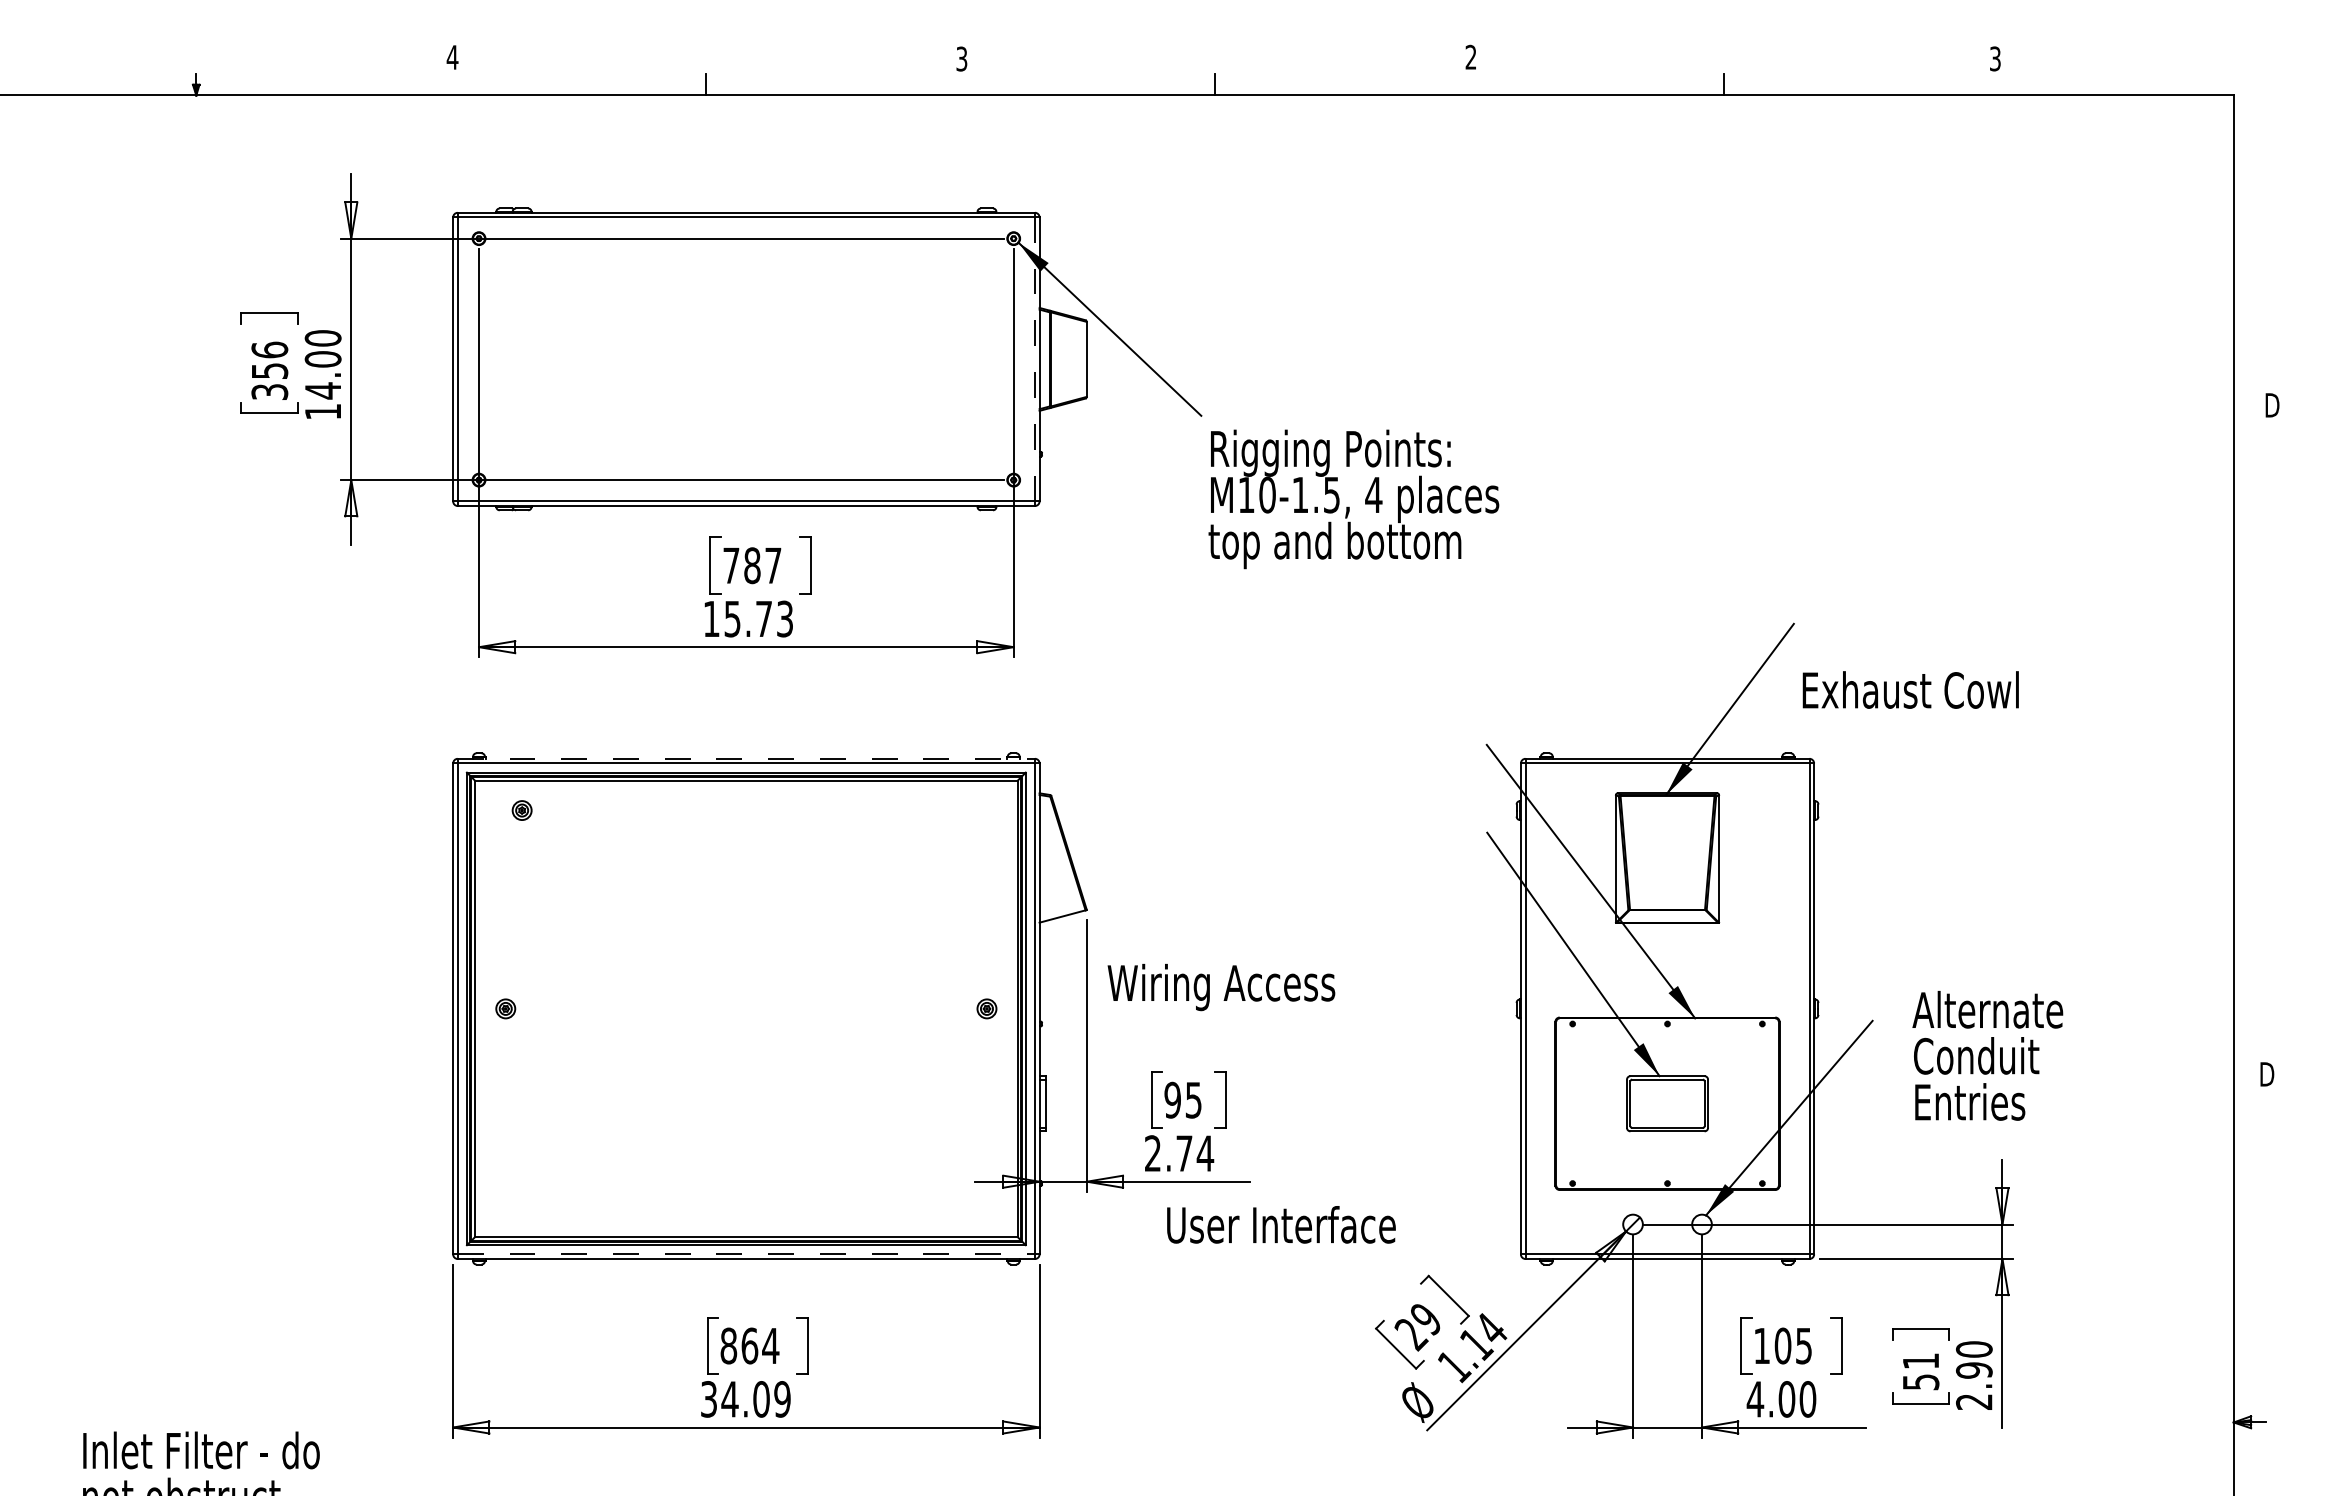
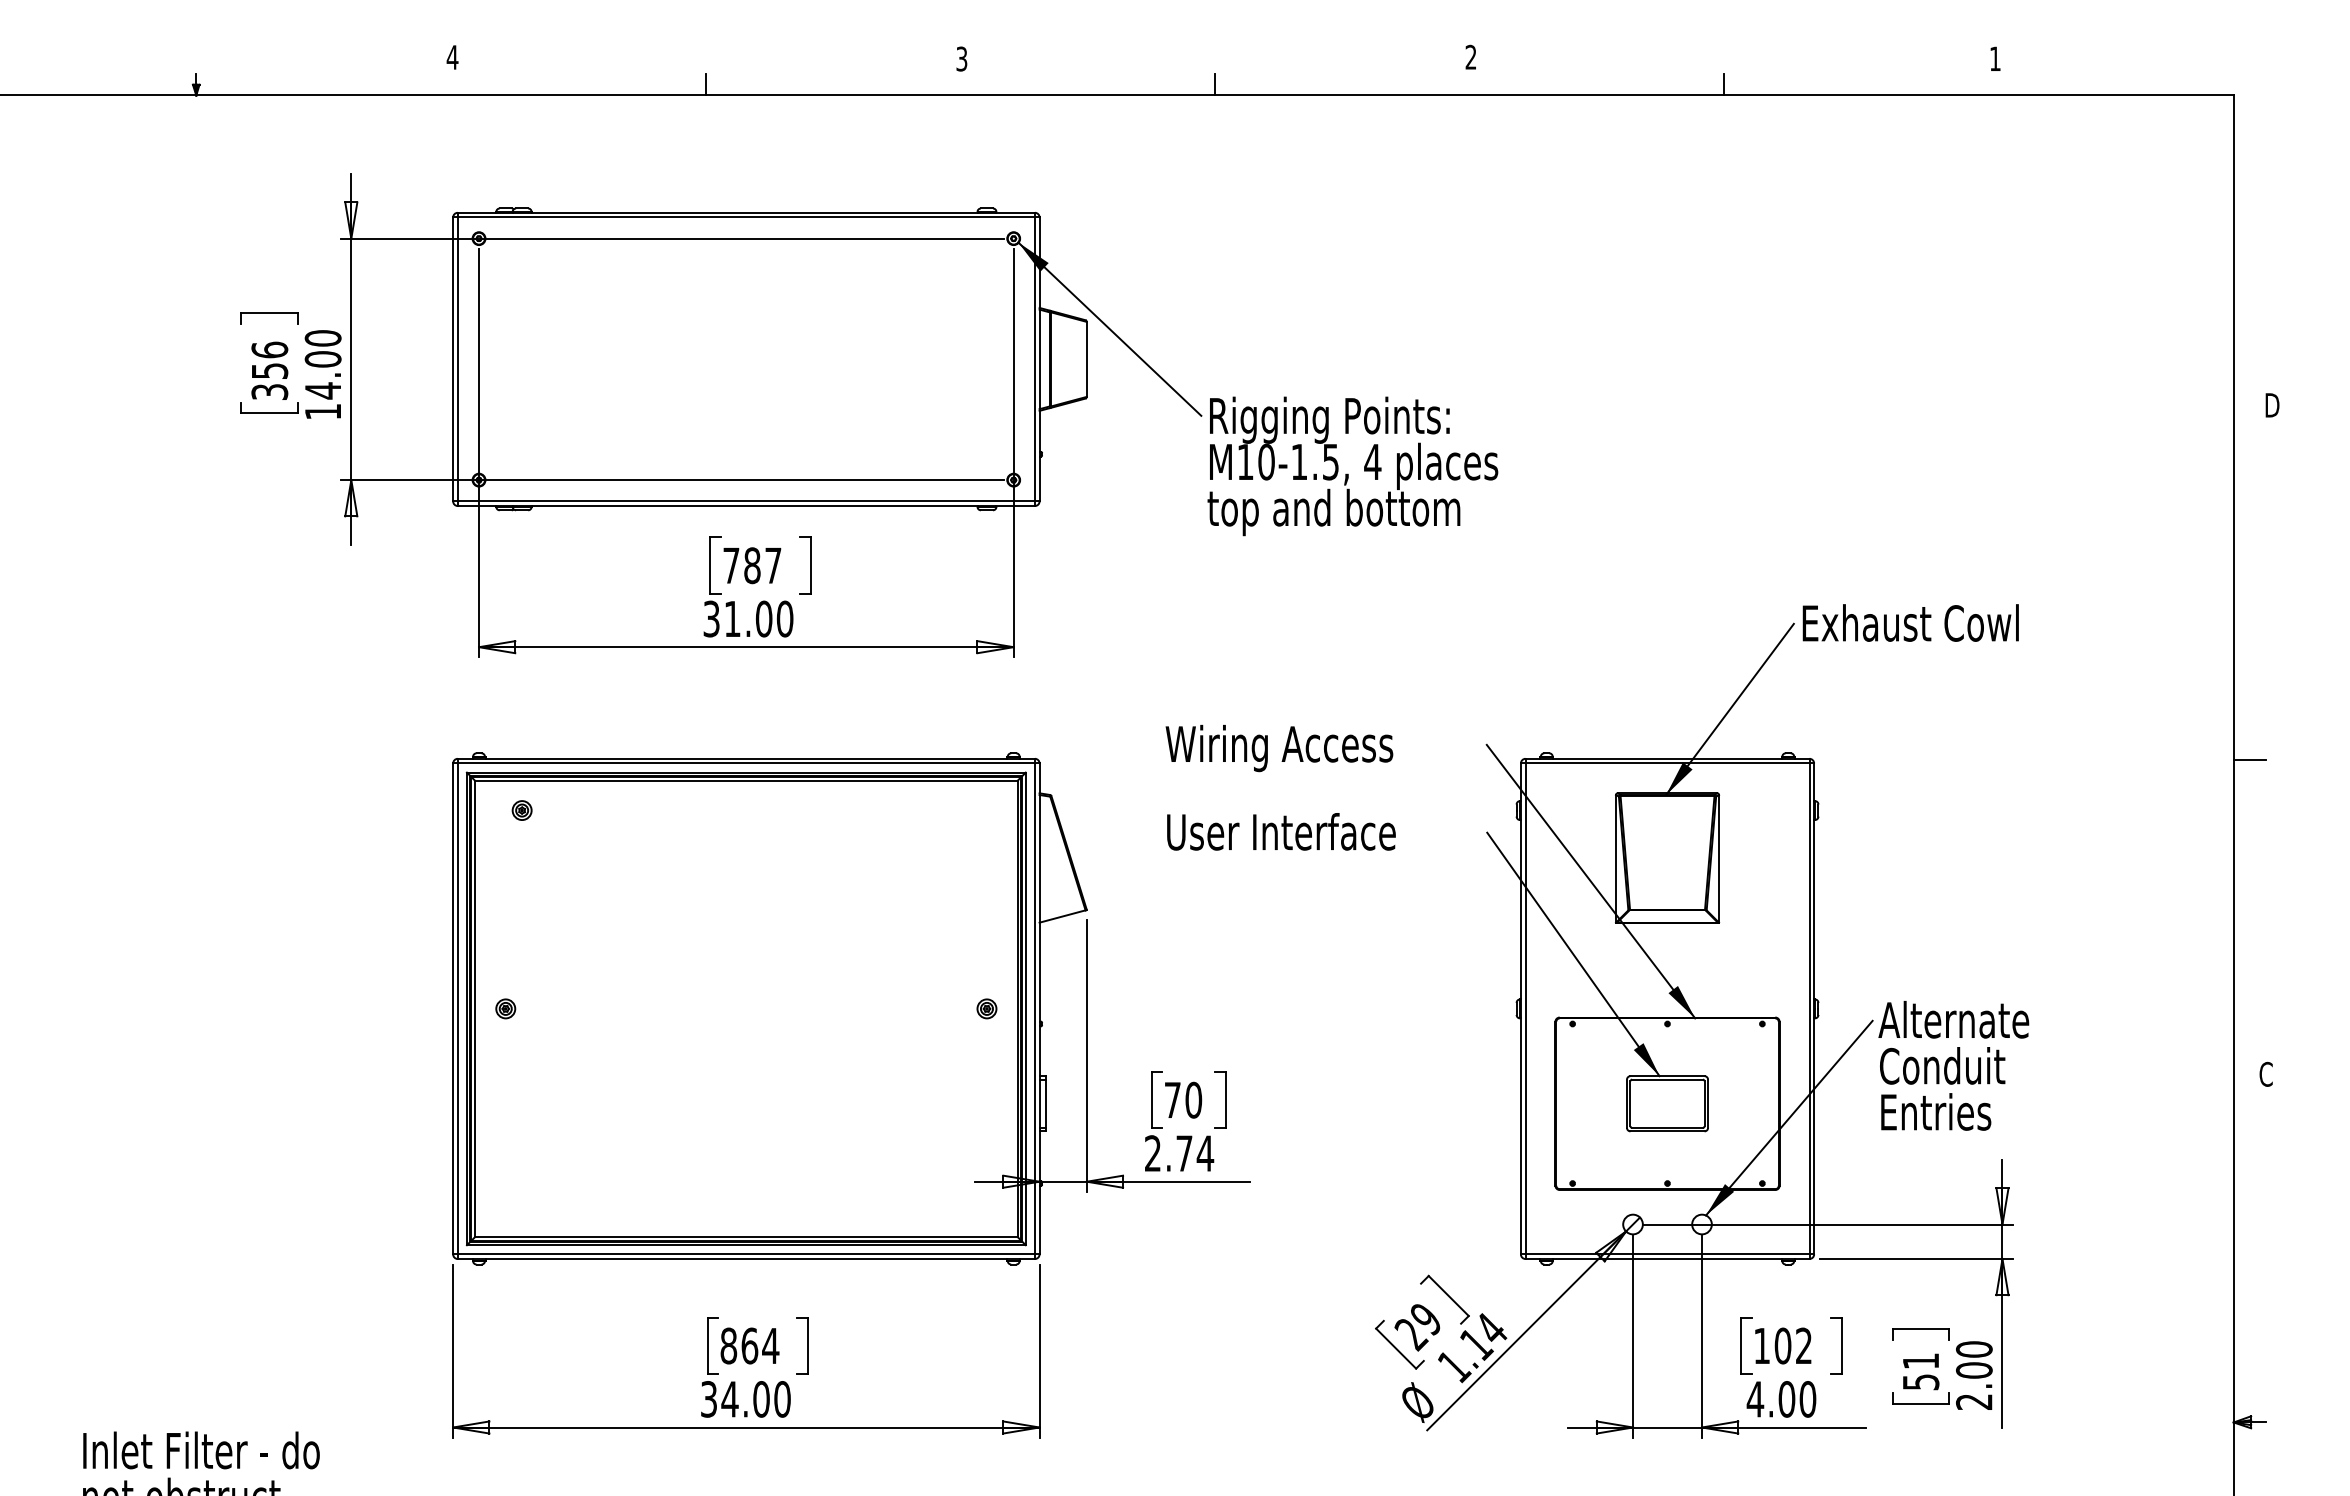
text: 3 -> 1 (1995, 58)
line: dashed -> solid (1035, 358)
text position: (1353, 499) -> (1352, 466) (1352, 466)
text: 15.73 -> 31.00 (748, 618)
text position: (1910, 689) -> (1910, 622) (1910, 622)
line: dashed -> solid (746, 758)
line: none -> present (2249, 759)
text position: (1221, 987) -> (1279, 748) (1279, 748)
text position: (1987, 1055) -> (1953, 1065) (1953, 1065)
text: D -> C (2266, 1073)
text: 95 -> 70 (1183, 1099)
text position: (1281, 1224) -> (1281, 831) (1281, 831)
line: dashed -> solid (746, 1254)
text: 105 -> 102 (1803, 1345)
text: 2.90 -> 2.00 (1974, 1370)
text: 34.09 -> 34.00 (782, 1399)
